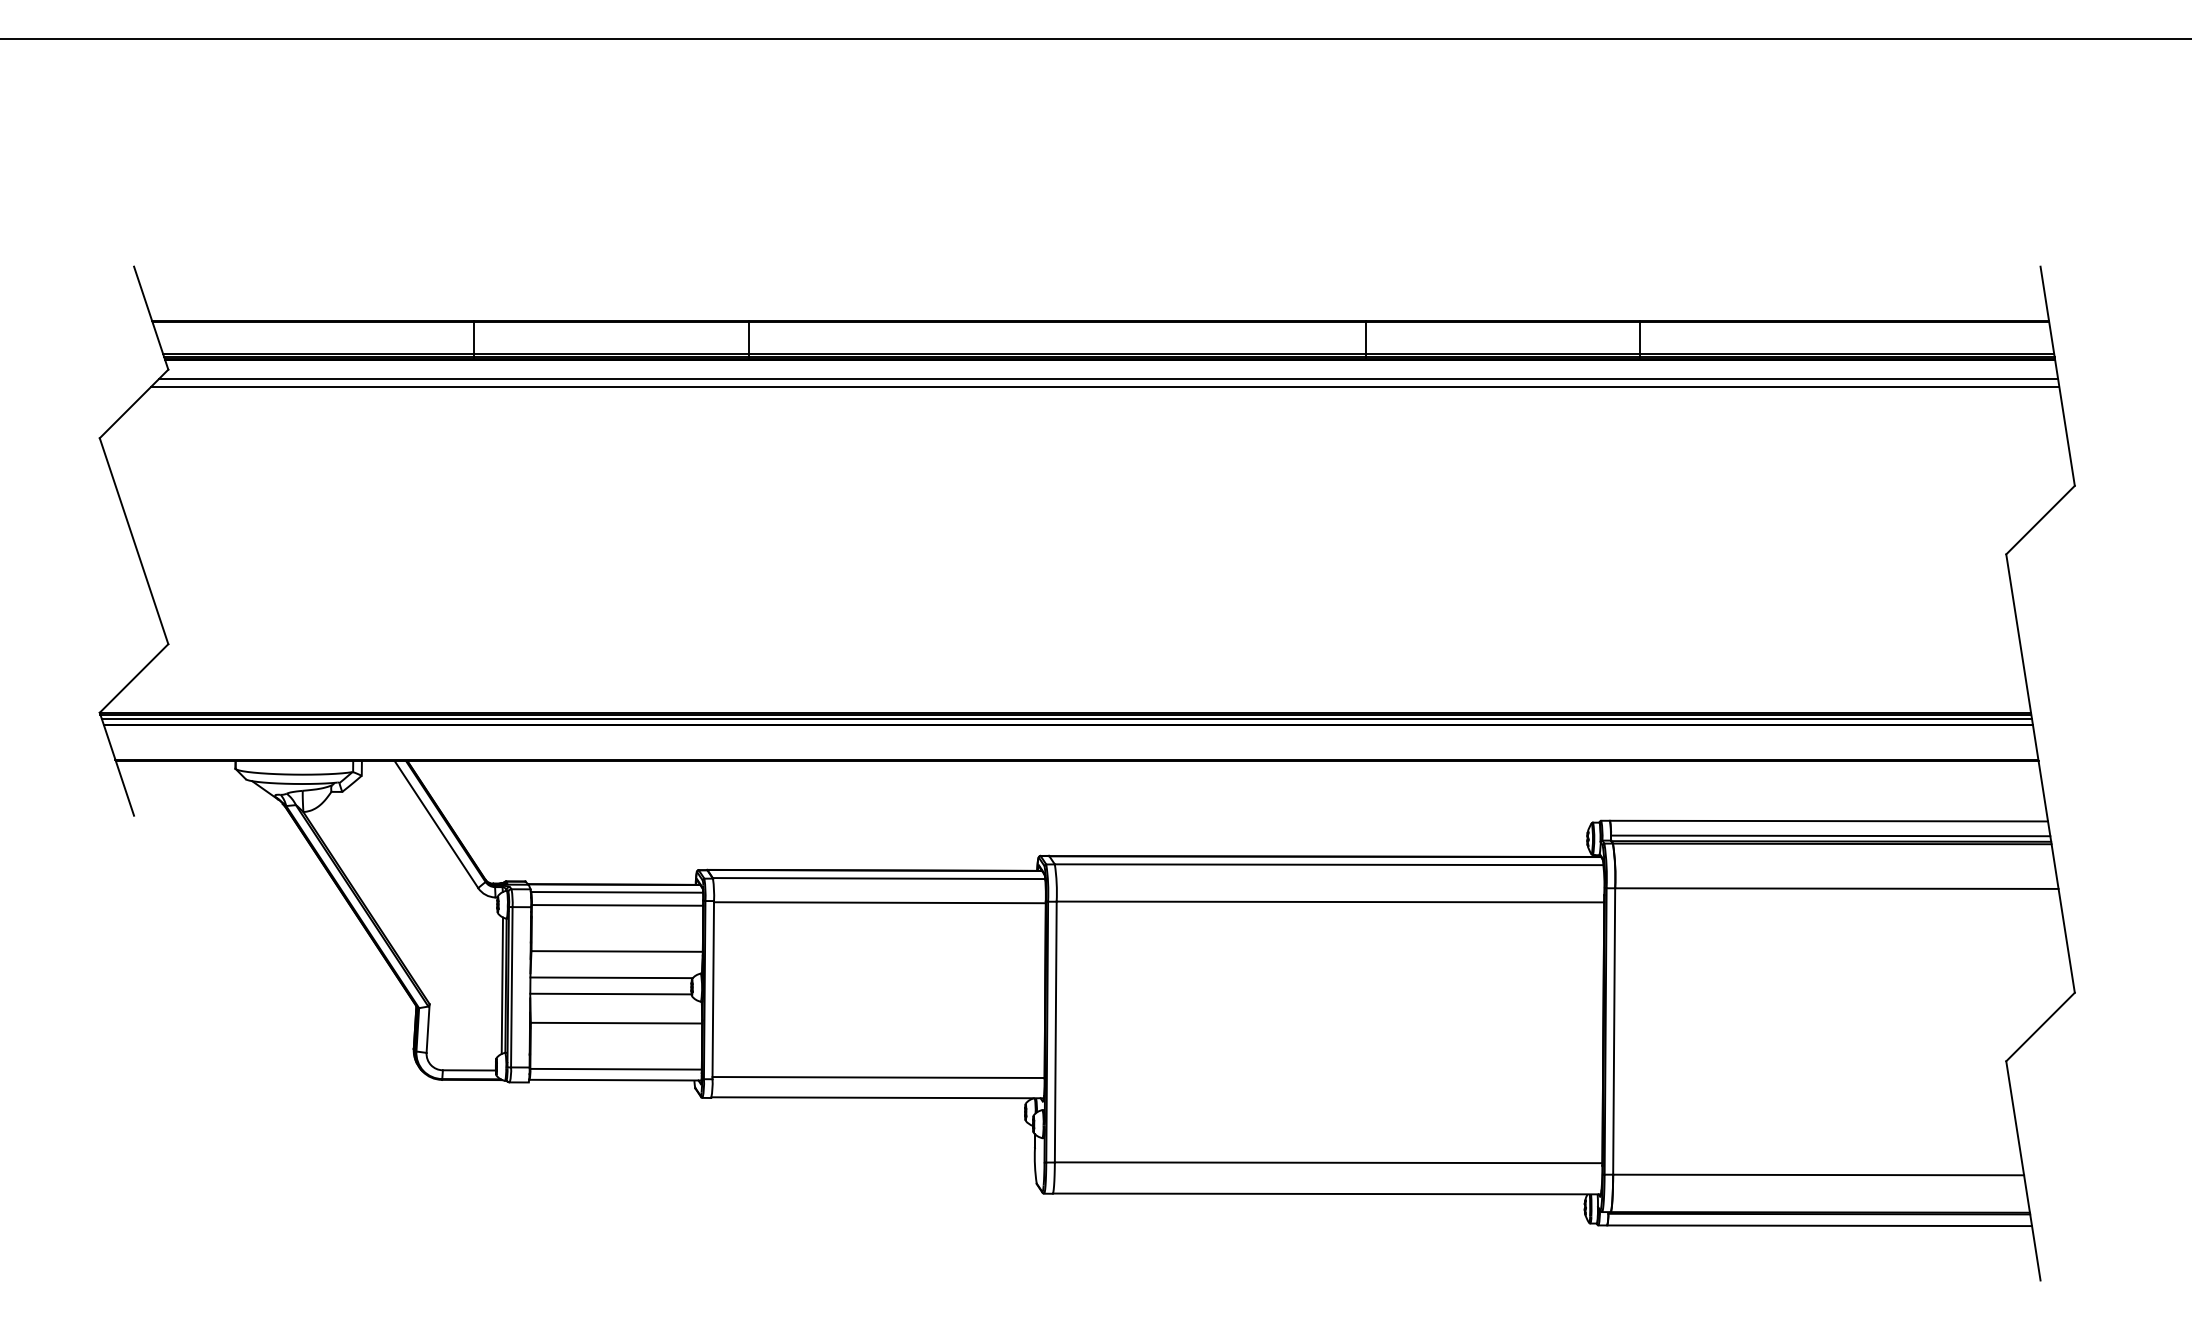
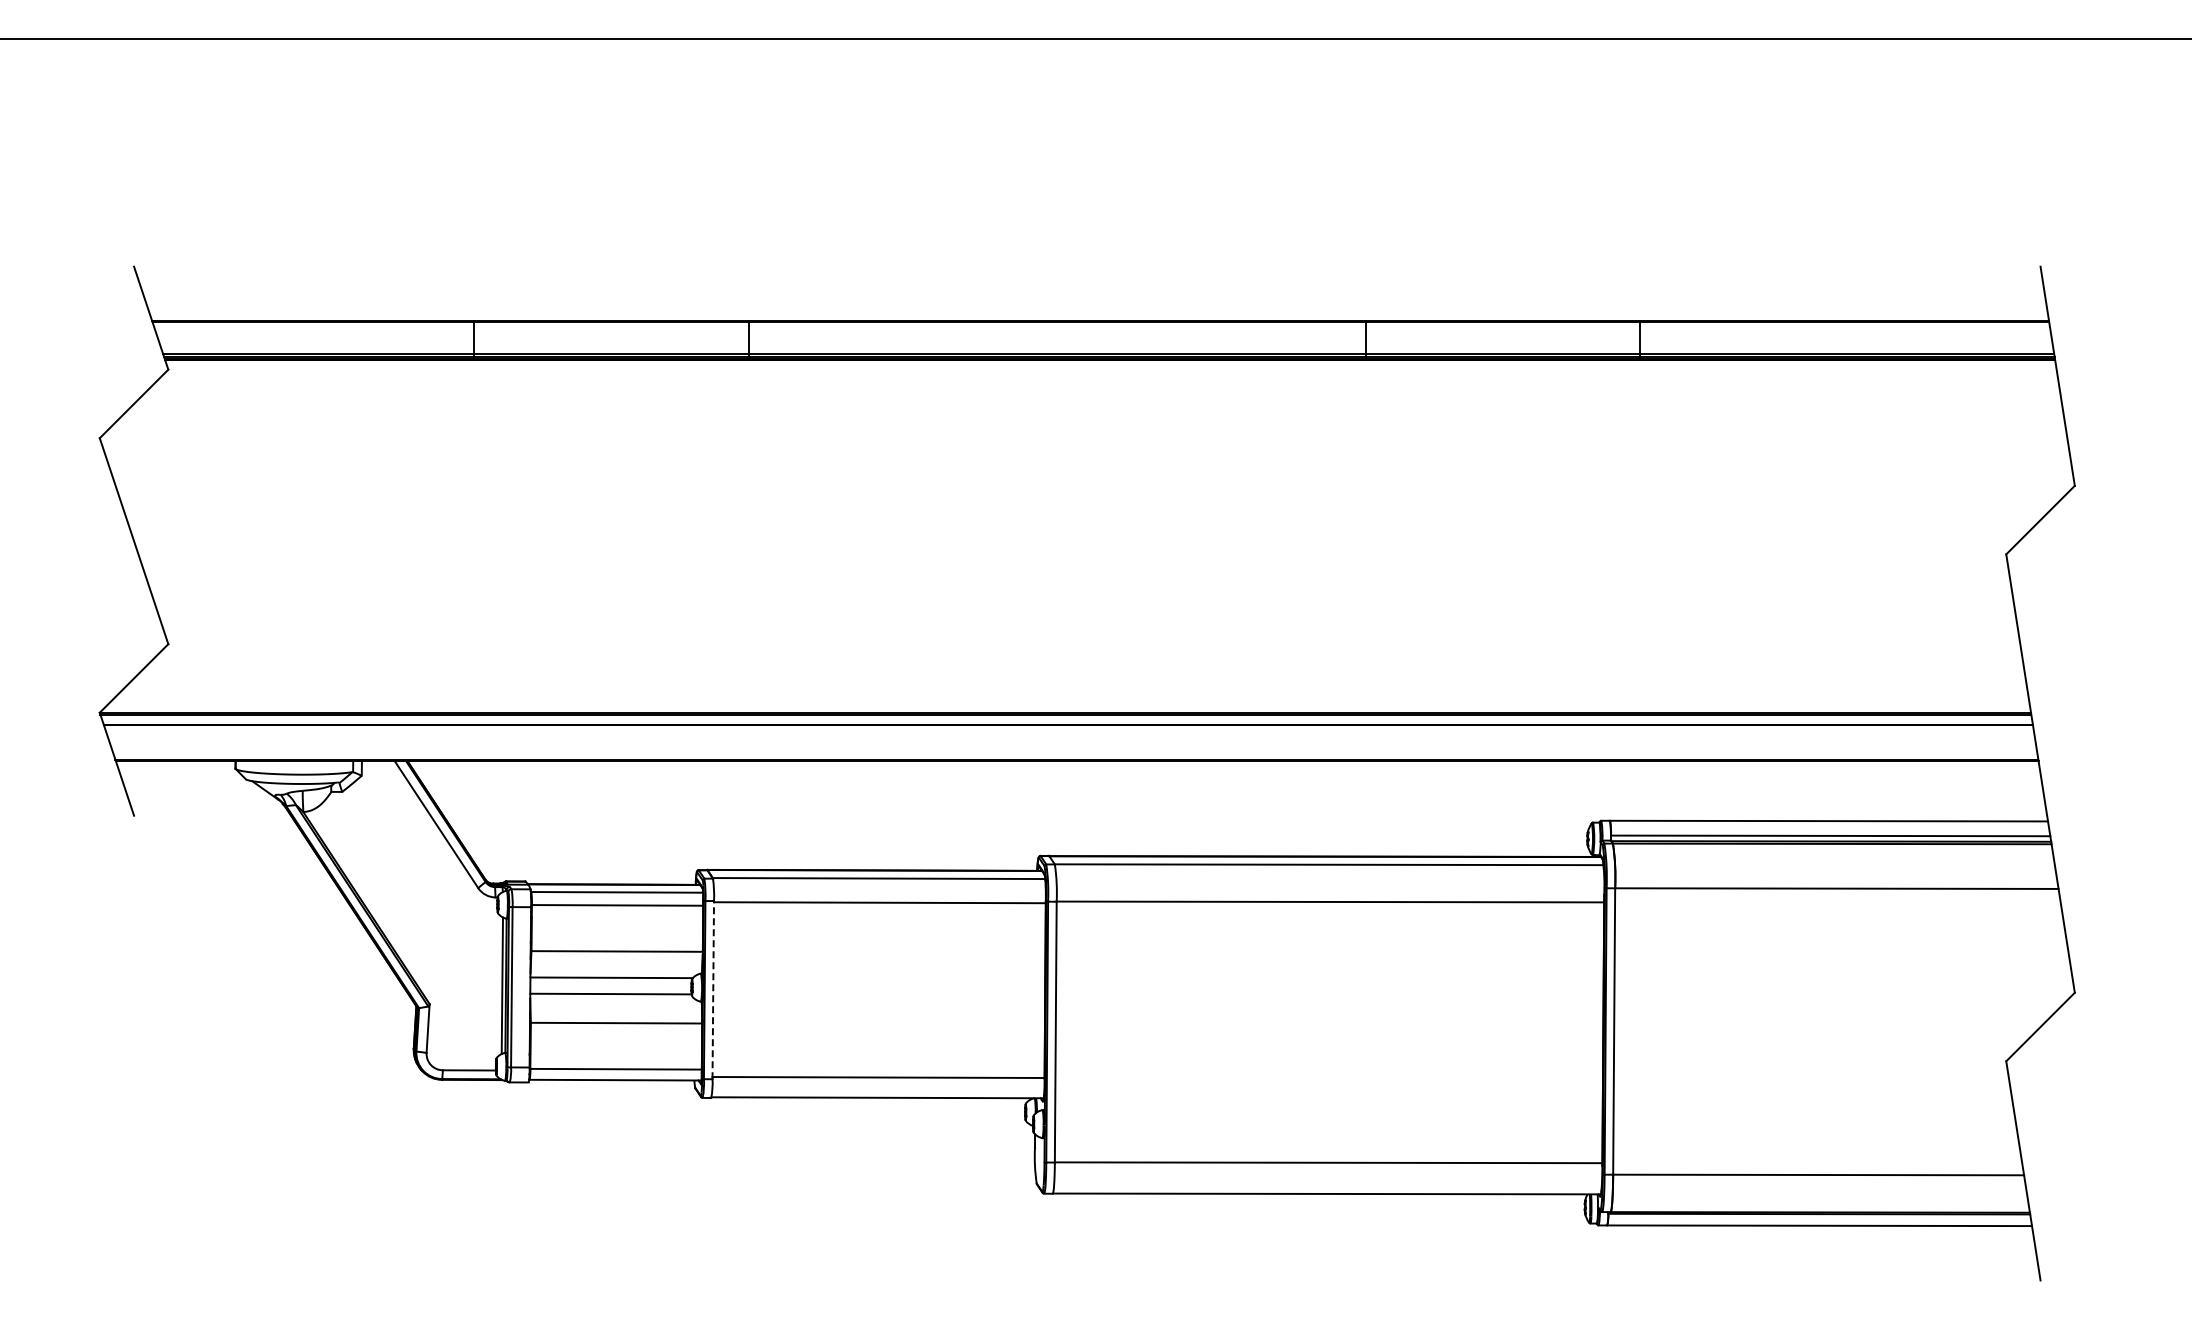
line: present -> none (1108, 378)
line: present -> none (1105, 386)
line: present -> none (1066, 718)
line: solid -> dashed (713, 989)
